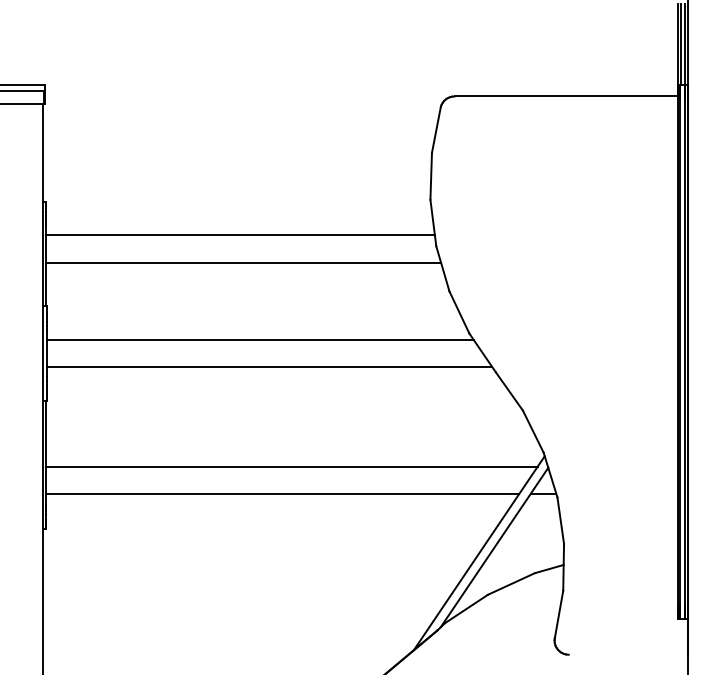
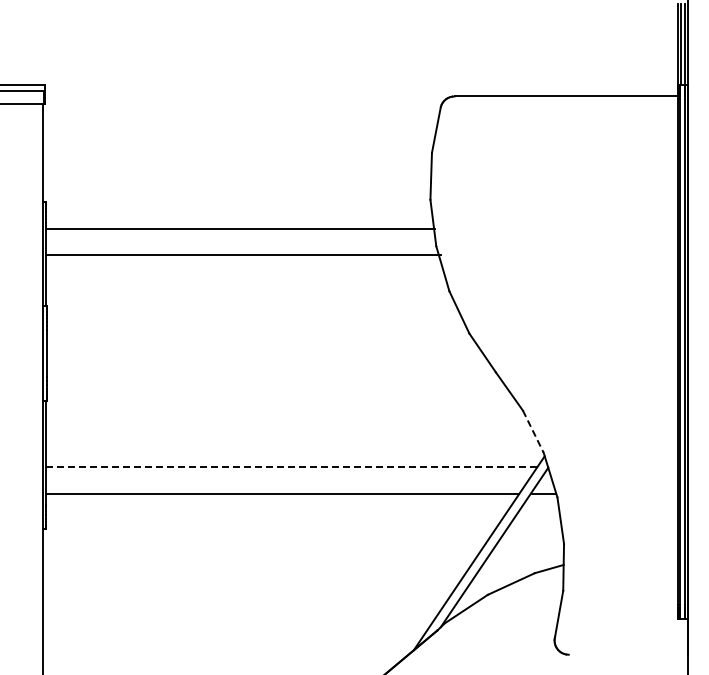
line position: (239, 235) -> (239, 229) (239, 229)
line position: (243, 262) -> (243, 254) (243, 254)
line: present -> none (259, 339)
line: present -> none (269, 367)
line: solid -> dashed (533, 432)
line: solid -> dashed (291, 466)
